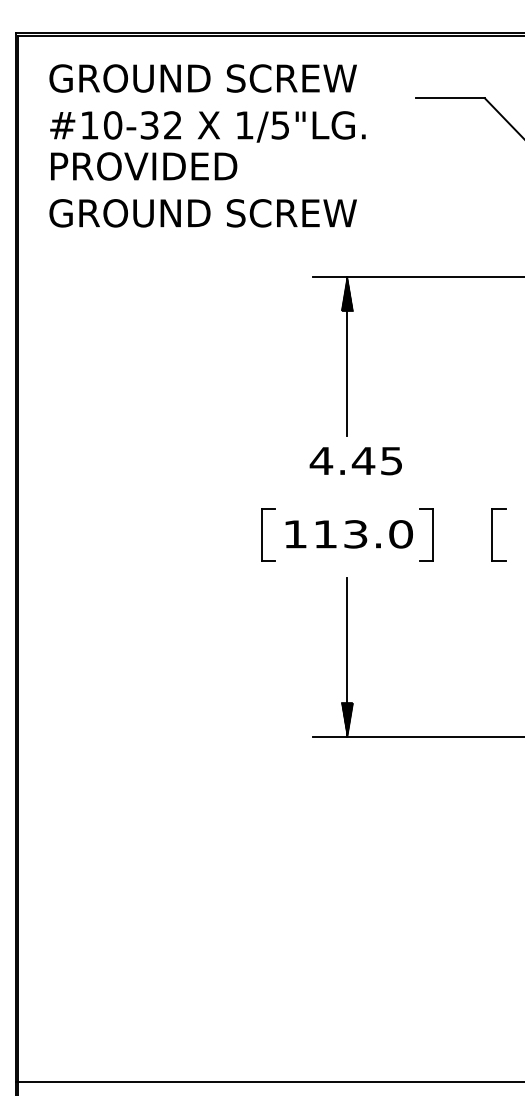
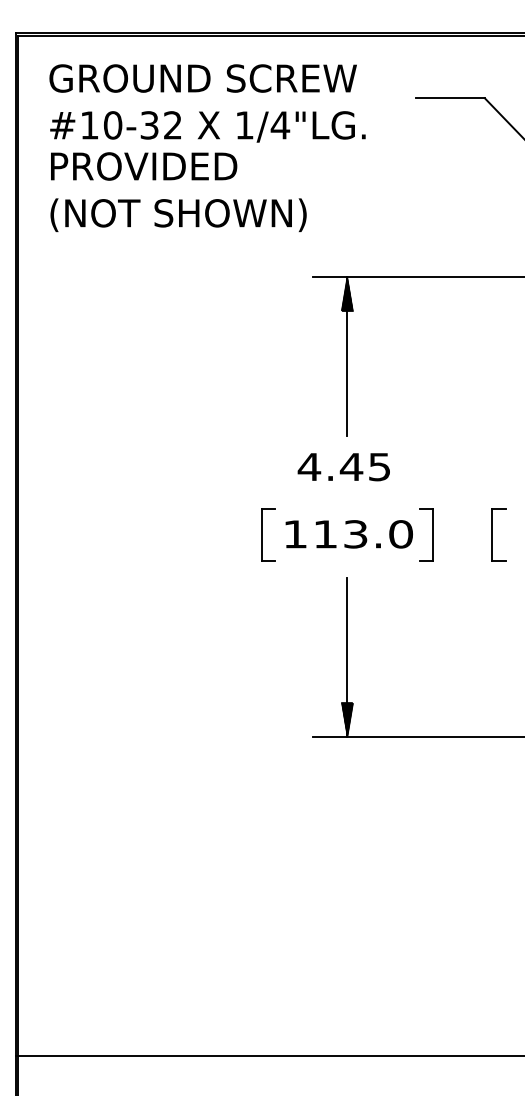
text: 1/5"LG. -> 1/4"LG. (280, 125)
text: GROUND SCREW -> (NOT SHOWN) (202, 215)
text position: (355, 461) -> (343, 467) (343, 467)
line position: (268, 1082) -> (268, 1056) (268, 1056)
